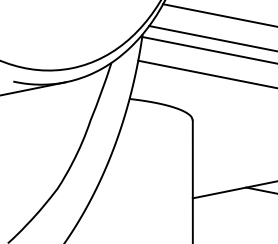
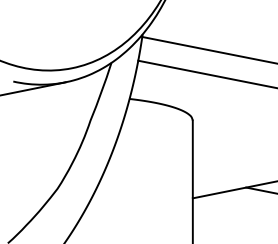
line: present -> none (218, 15)
line: present -> none (211, 38)
